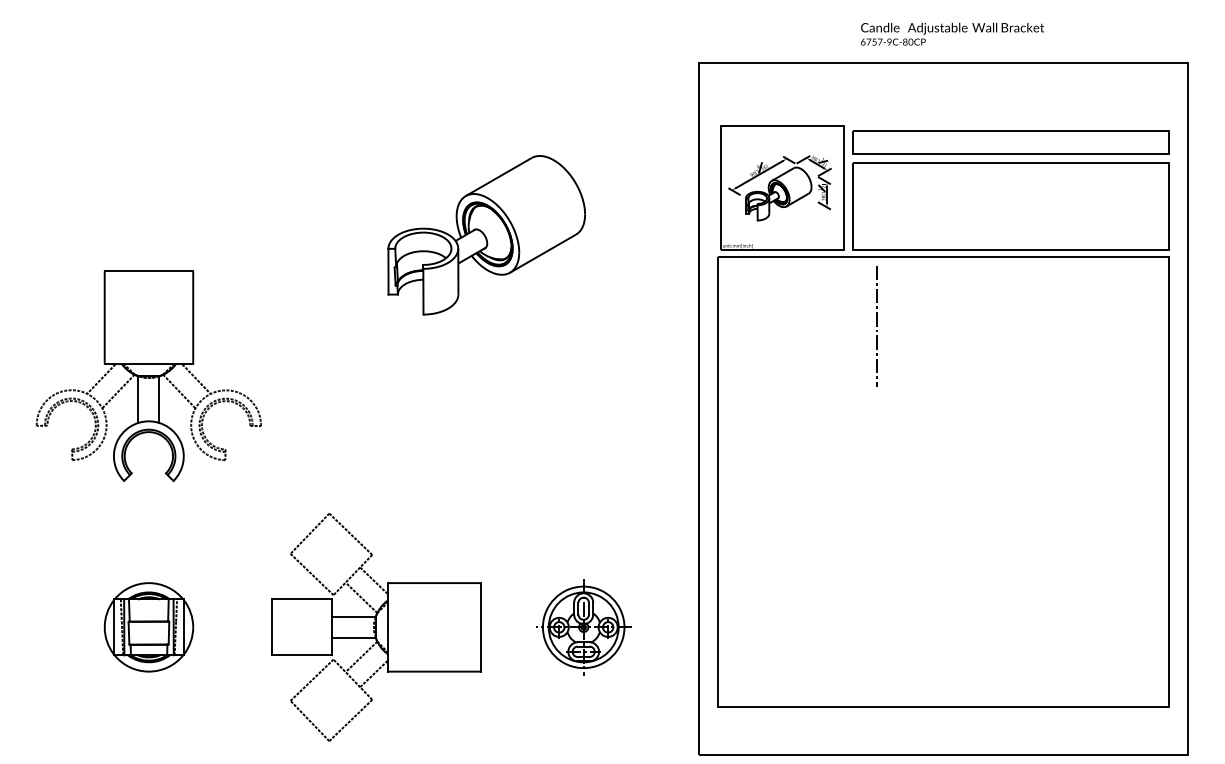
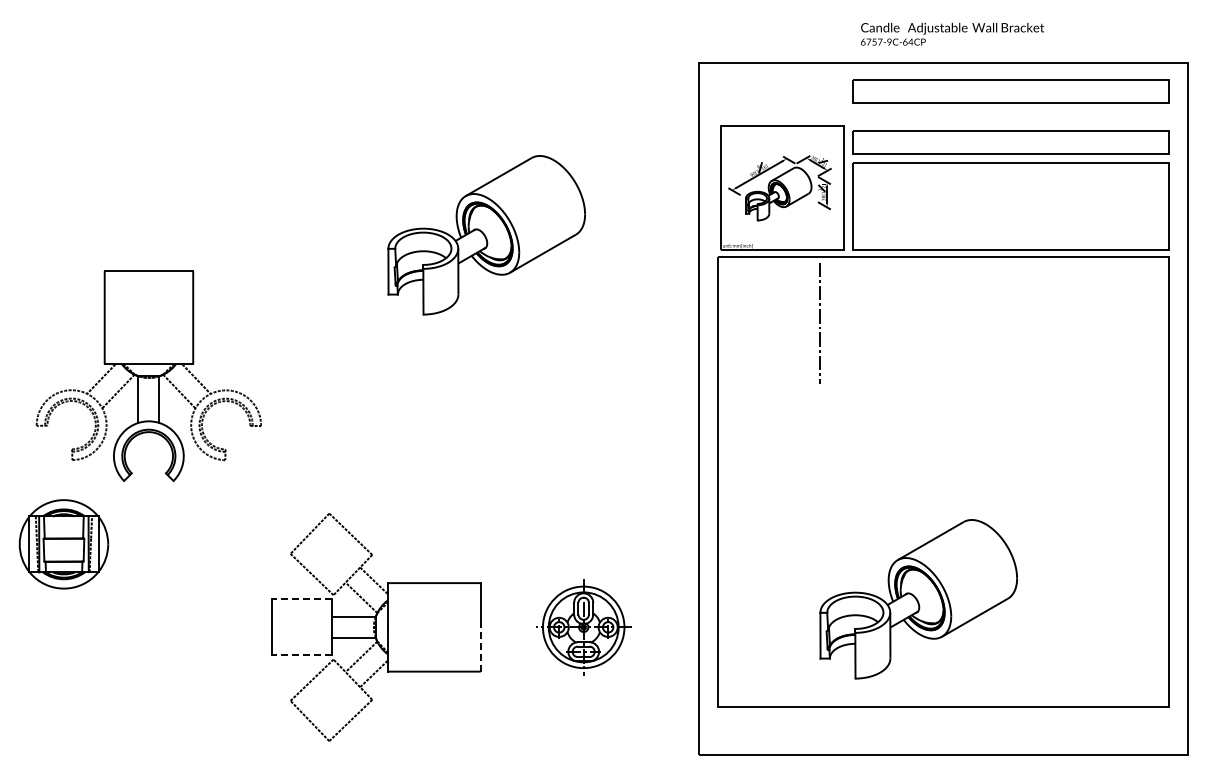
text: 6757-9C-80CP -> 6757-9C-64CP (908, 41)
part: none -> present (1010, 91)
line position: (876, 326) -> (819, 323) (819, 323)
line: solid -> dashed (302, 599)
part: none -> present (918, 599)
part position: (148, 627) -> (63, 544) (63, 544)
line: solid -> dashed (480, 649)
line: solid -> dashed (302, 655)
